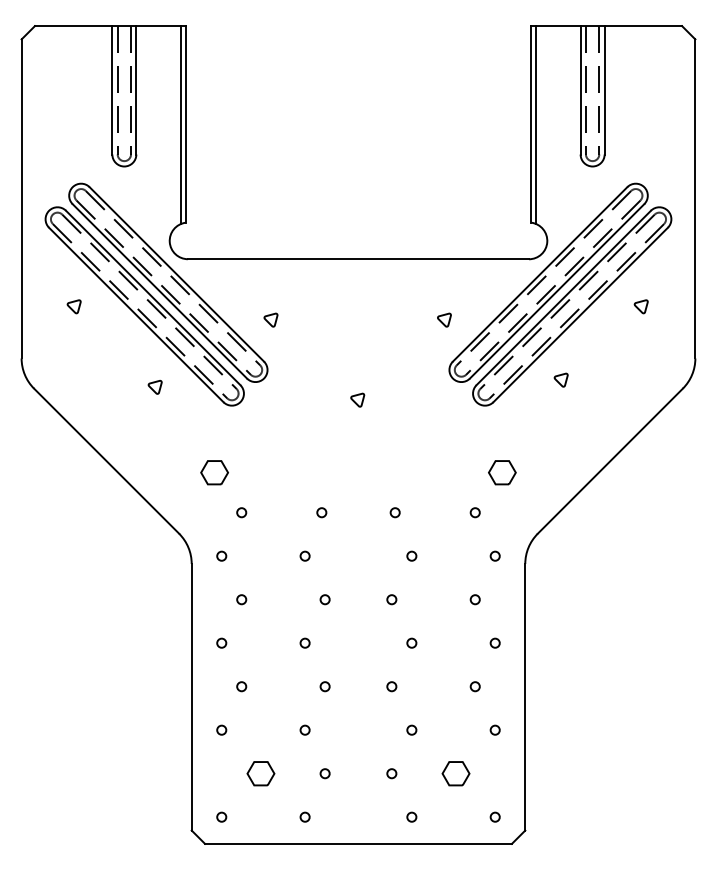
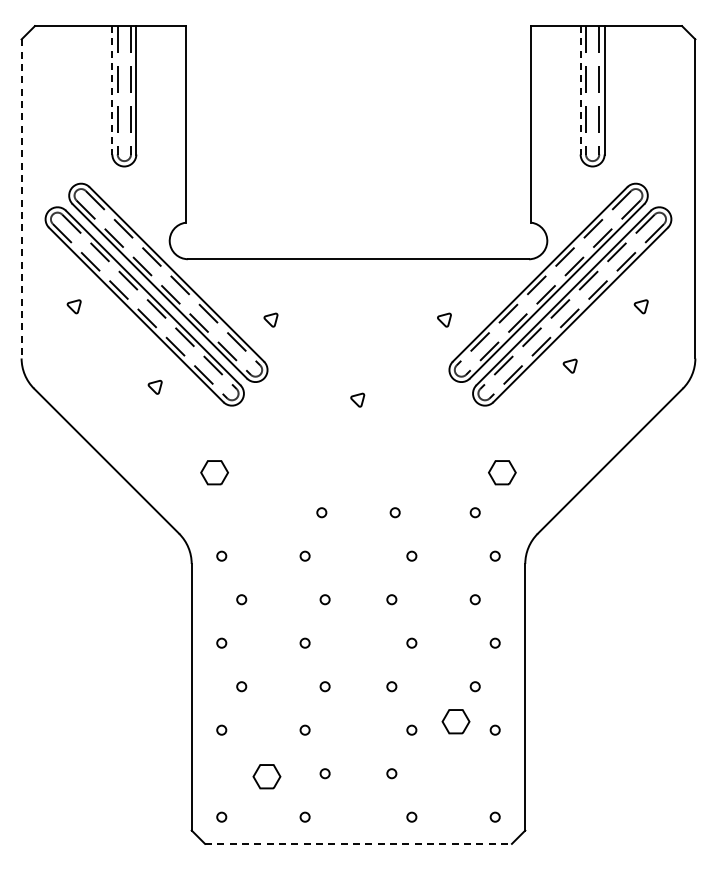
line: solid -> dashed (112, 90)
line: solid -> dashed (580, 90)
line: present -> none (180, 125)
line: present -> none (536, 125)
line: solid -> dashed (21, 198)
part position: (560, 379) -> (569, 365) (569, 365)
circle: present -> none (241, 512)
part position: (260, 773) -> (266, 776) (266, 776)
part position: (455, 773) -> (455, 721) (455, 721)
line: solid -> dashed (358, 843)
